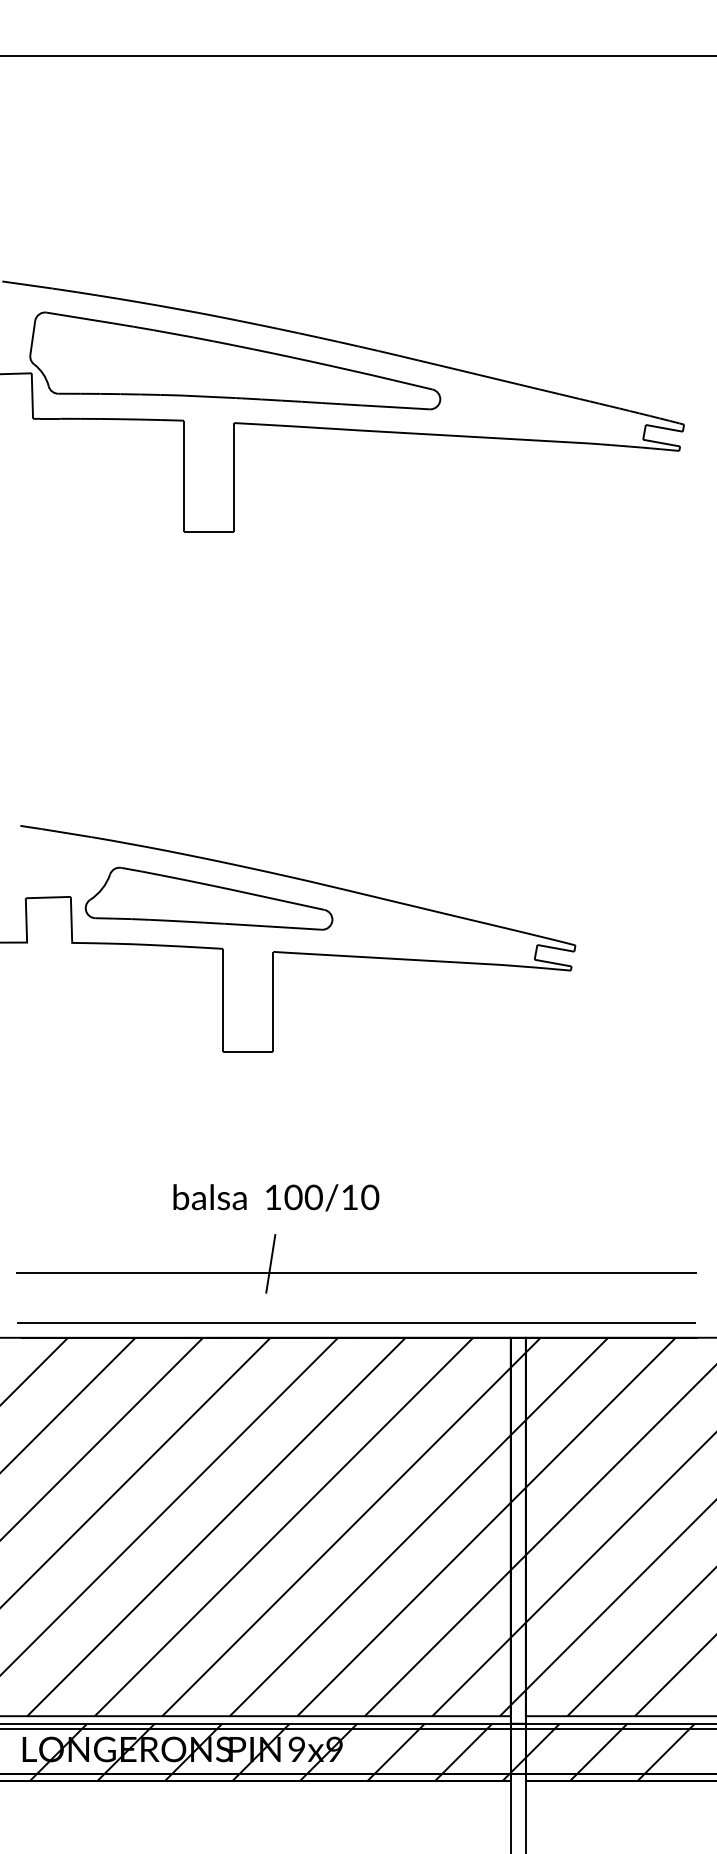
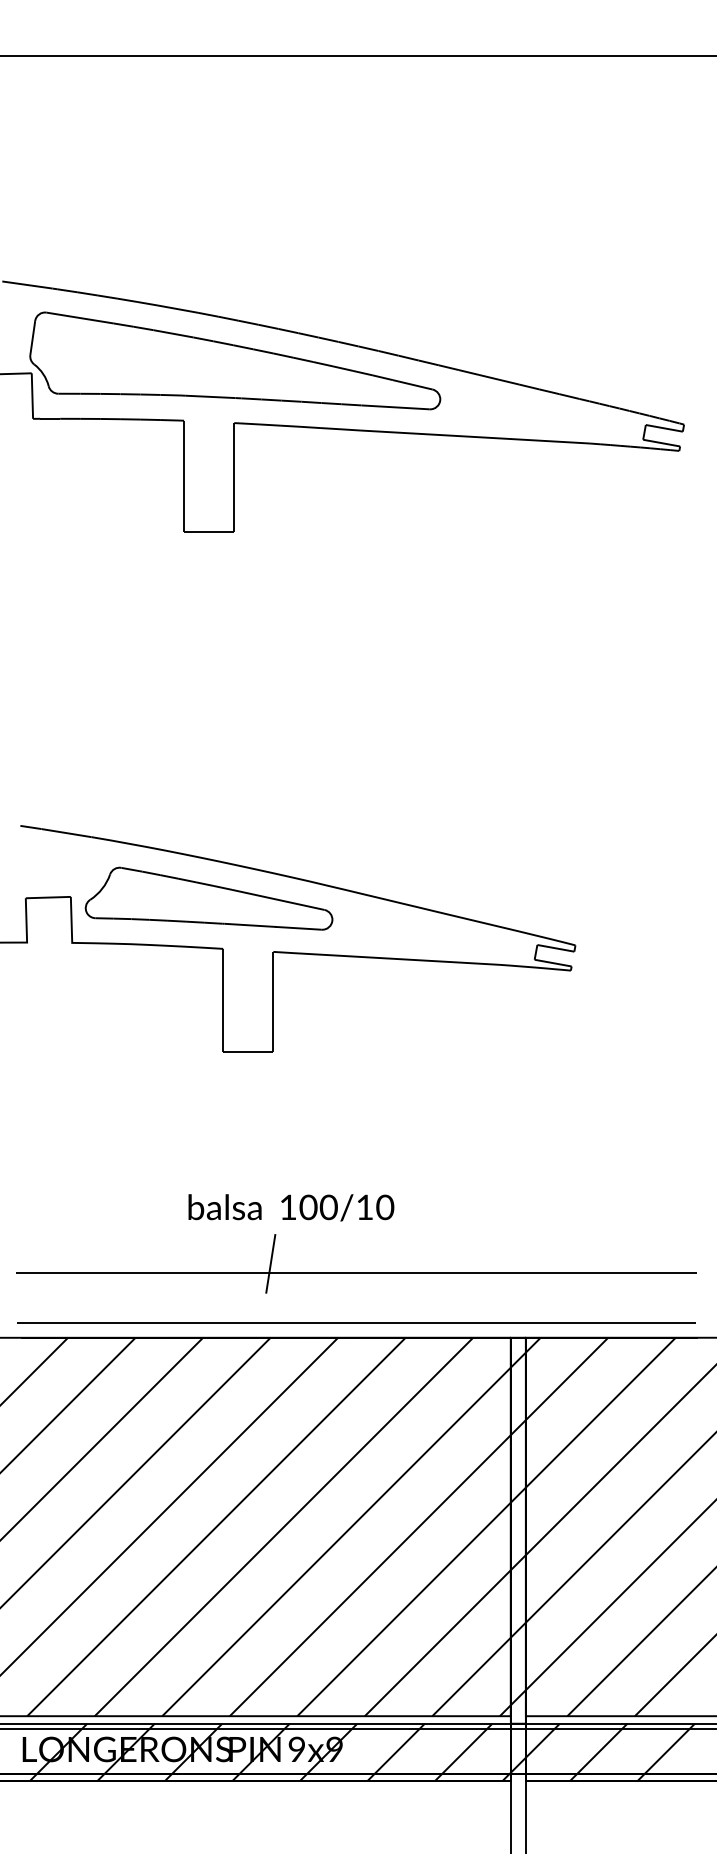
part position: (276, 1197) -> (291, 1207) (291, 1207)
